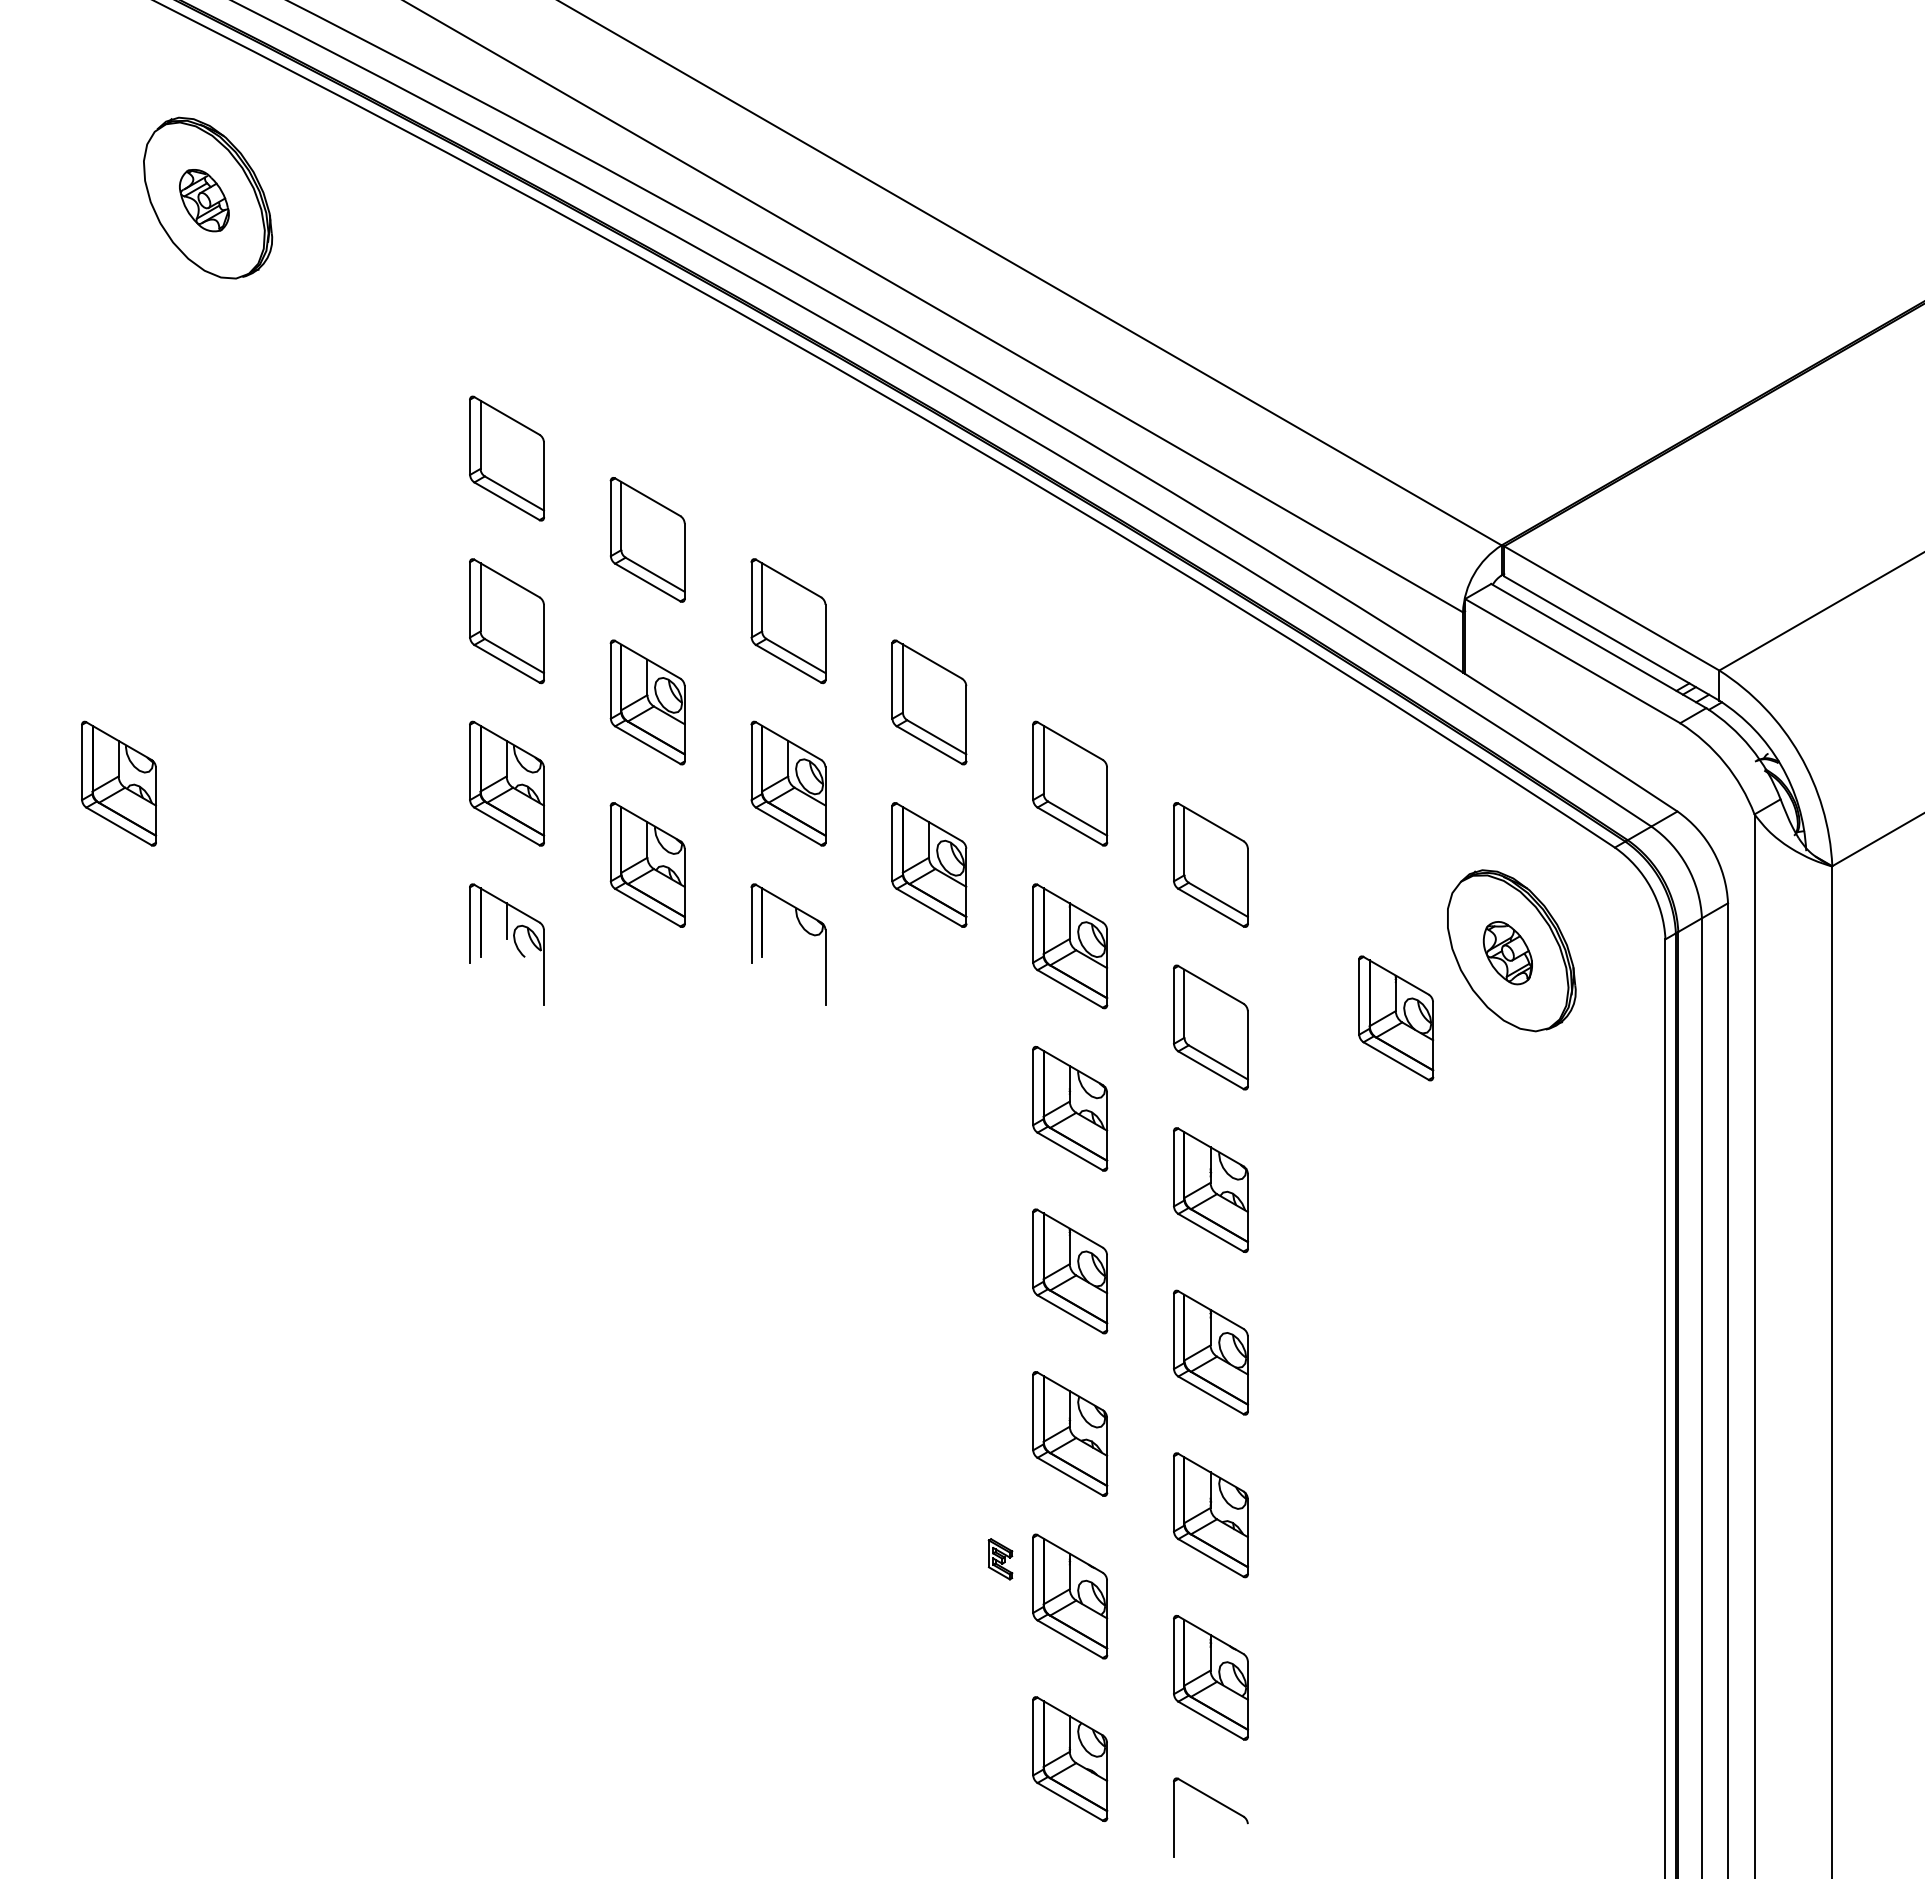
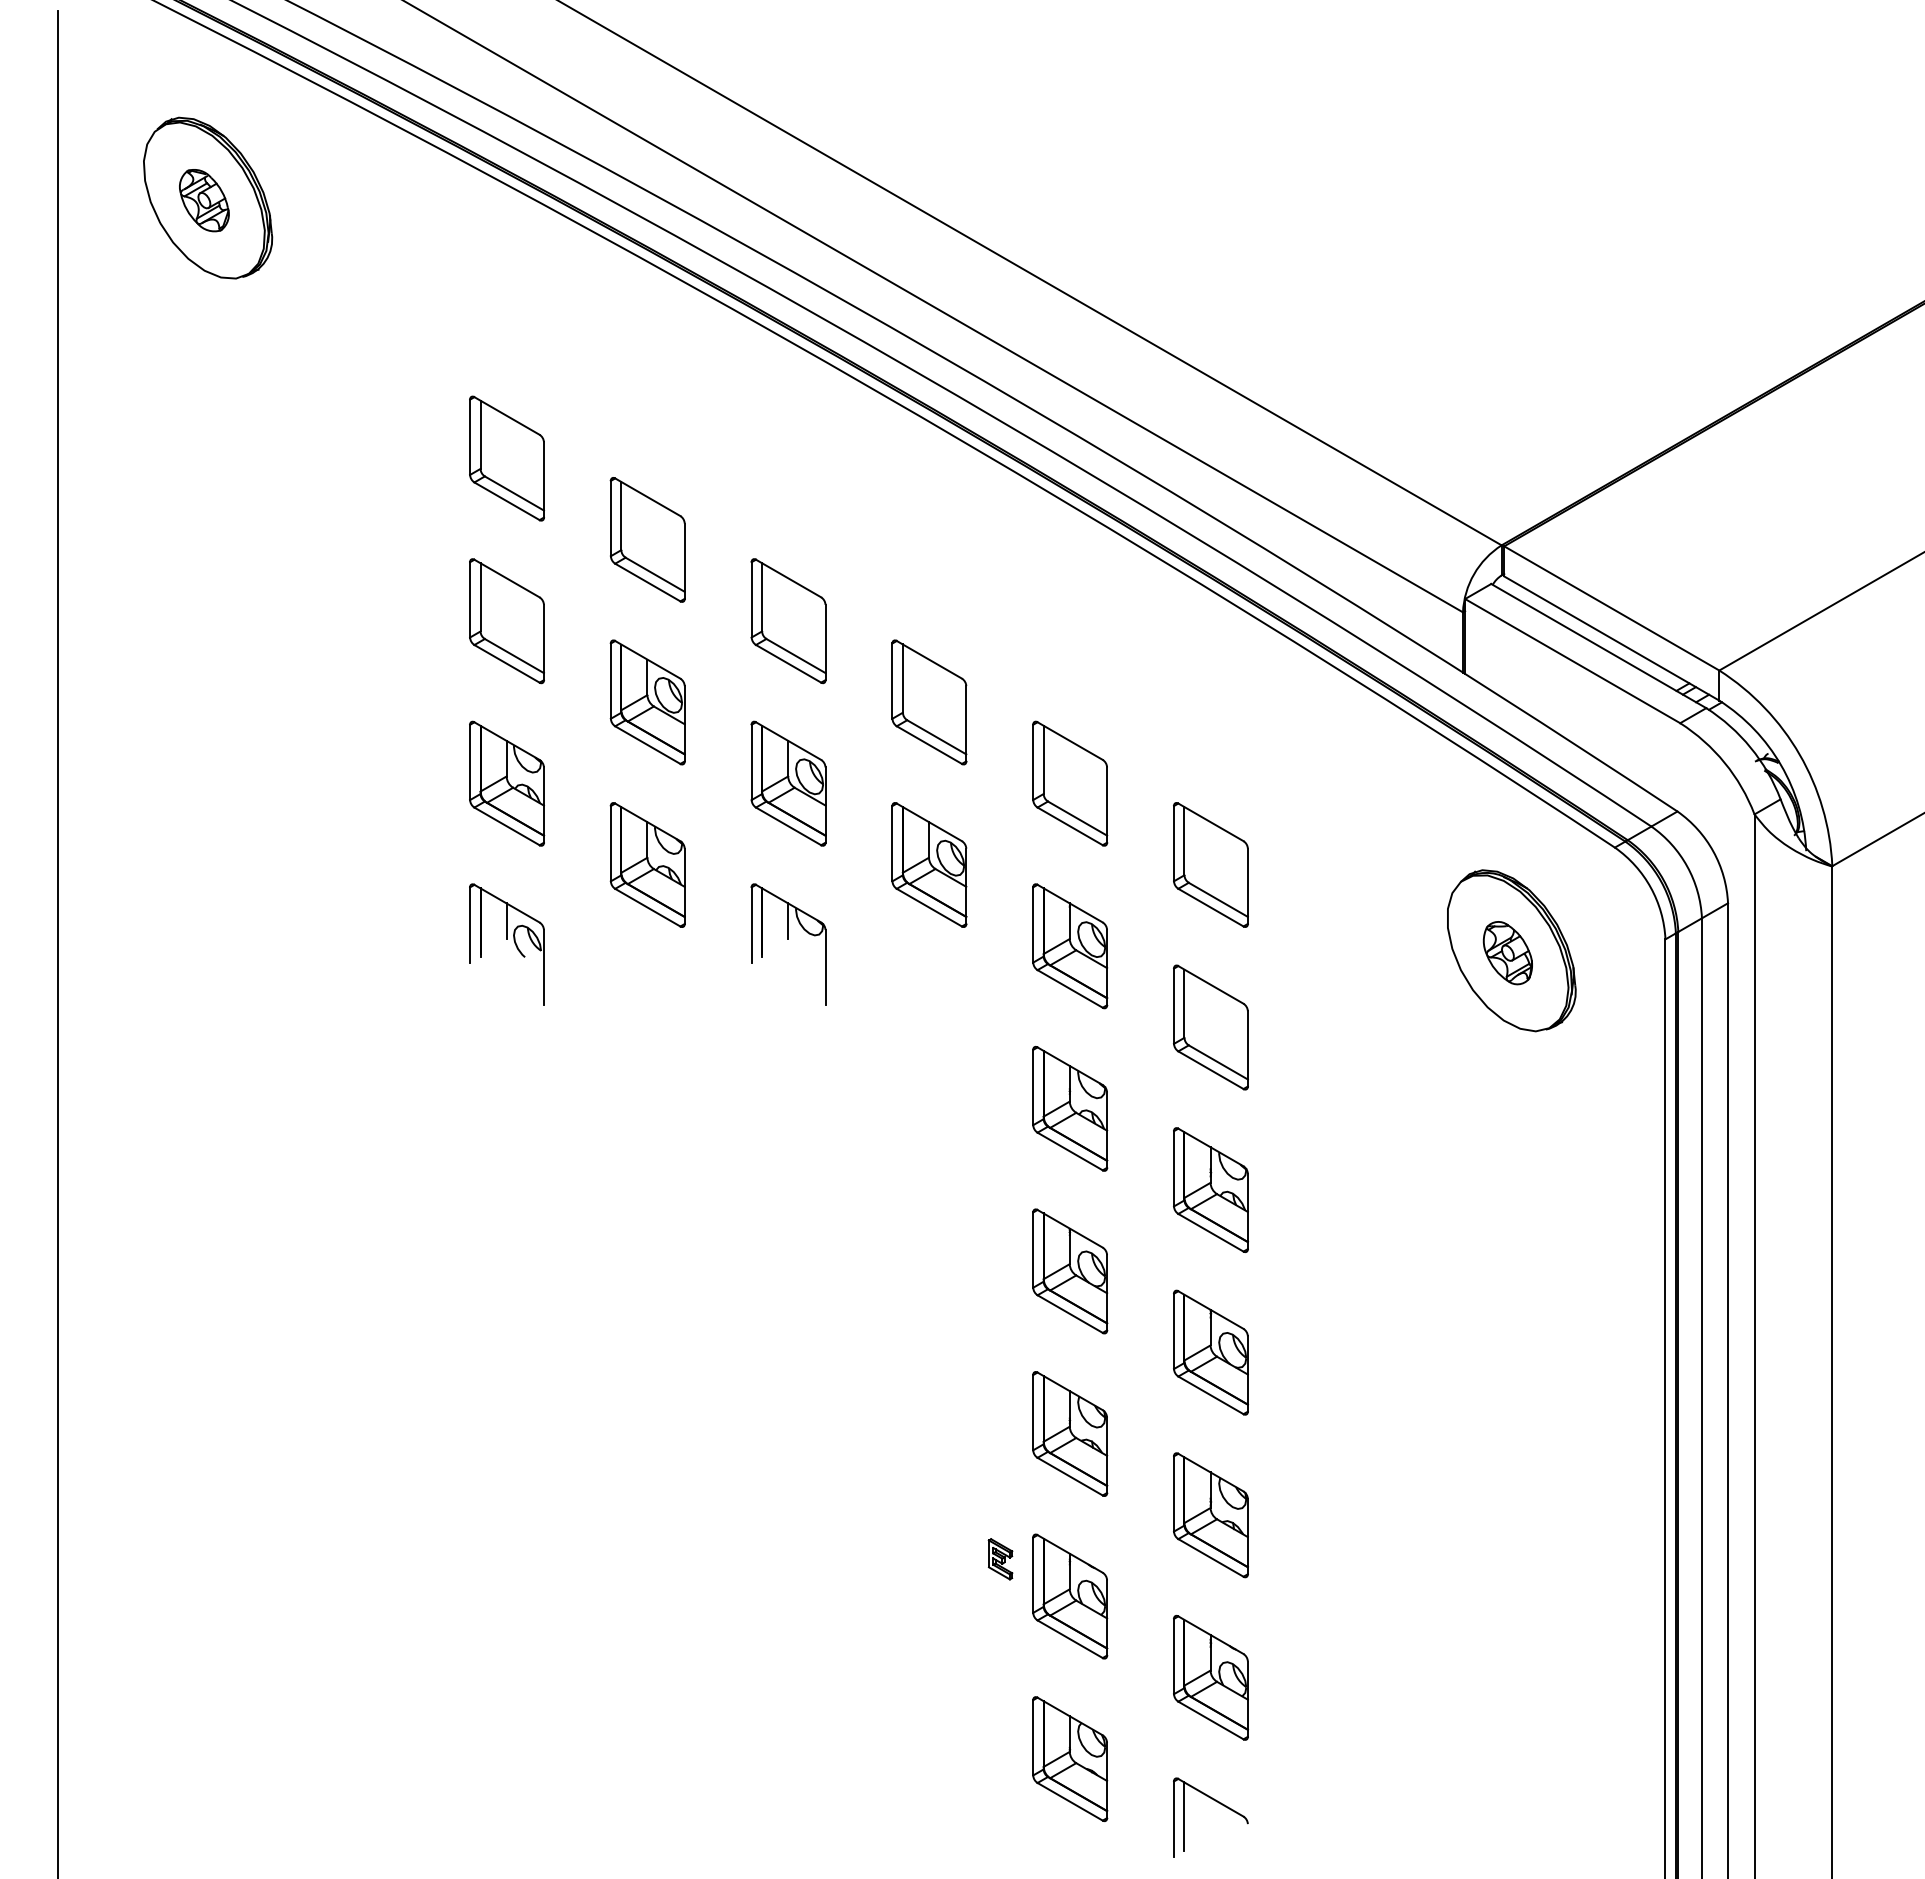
part: present -> none (119, 783)
line: none -> present (788, 921)
line: none -> present (57, 943)
part: present -> none (1396, 1018)
line: none -> present (1184, 1816)
